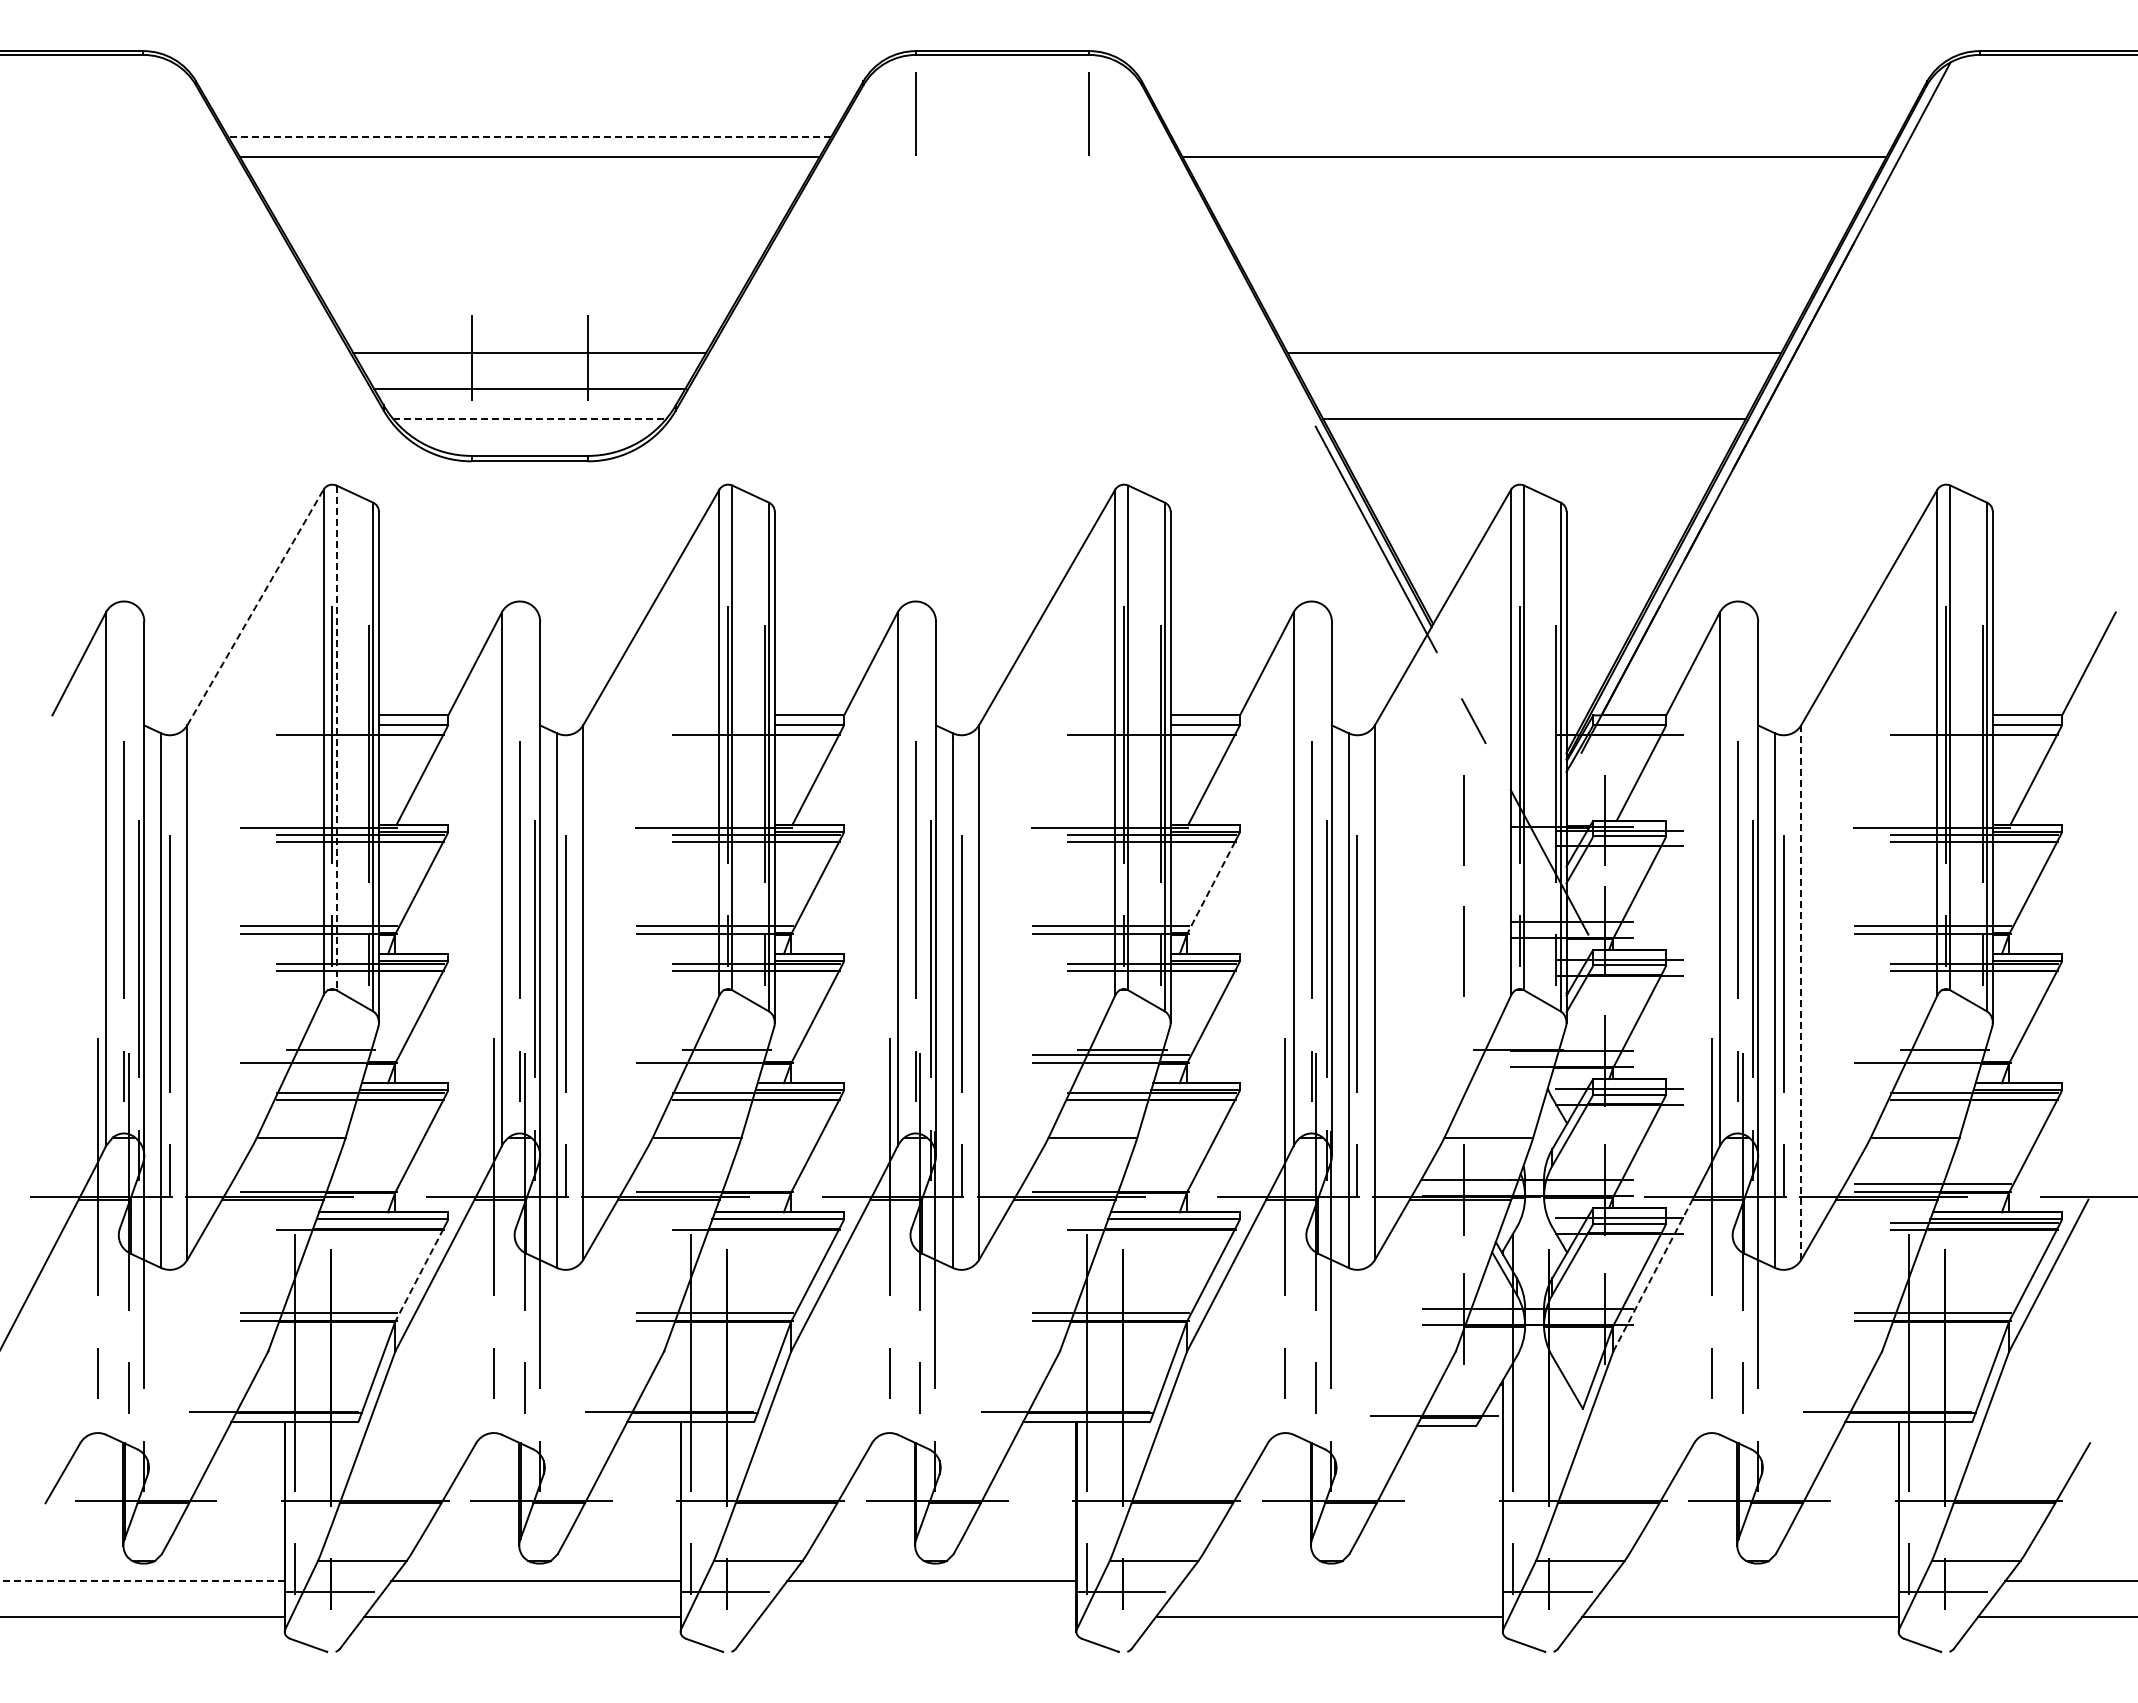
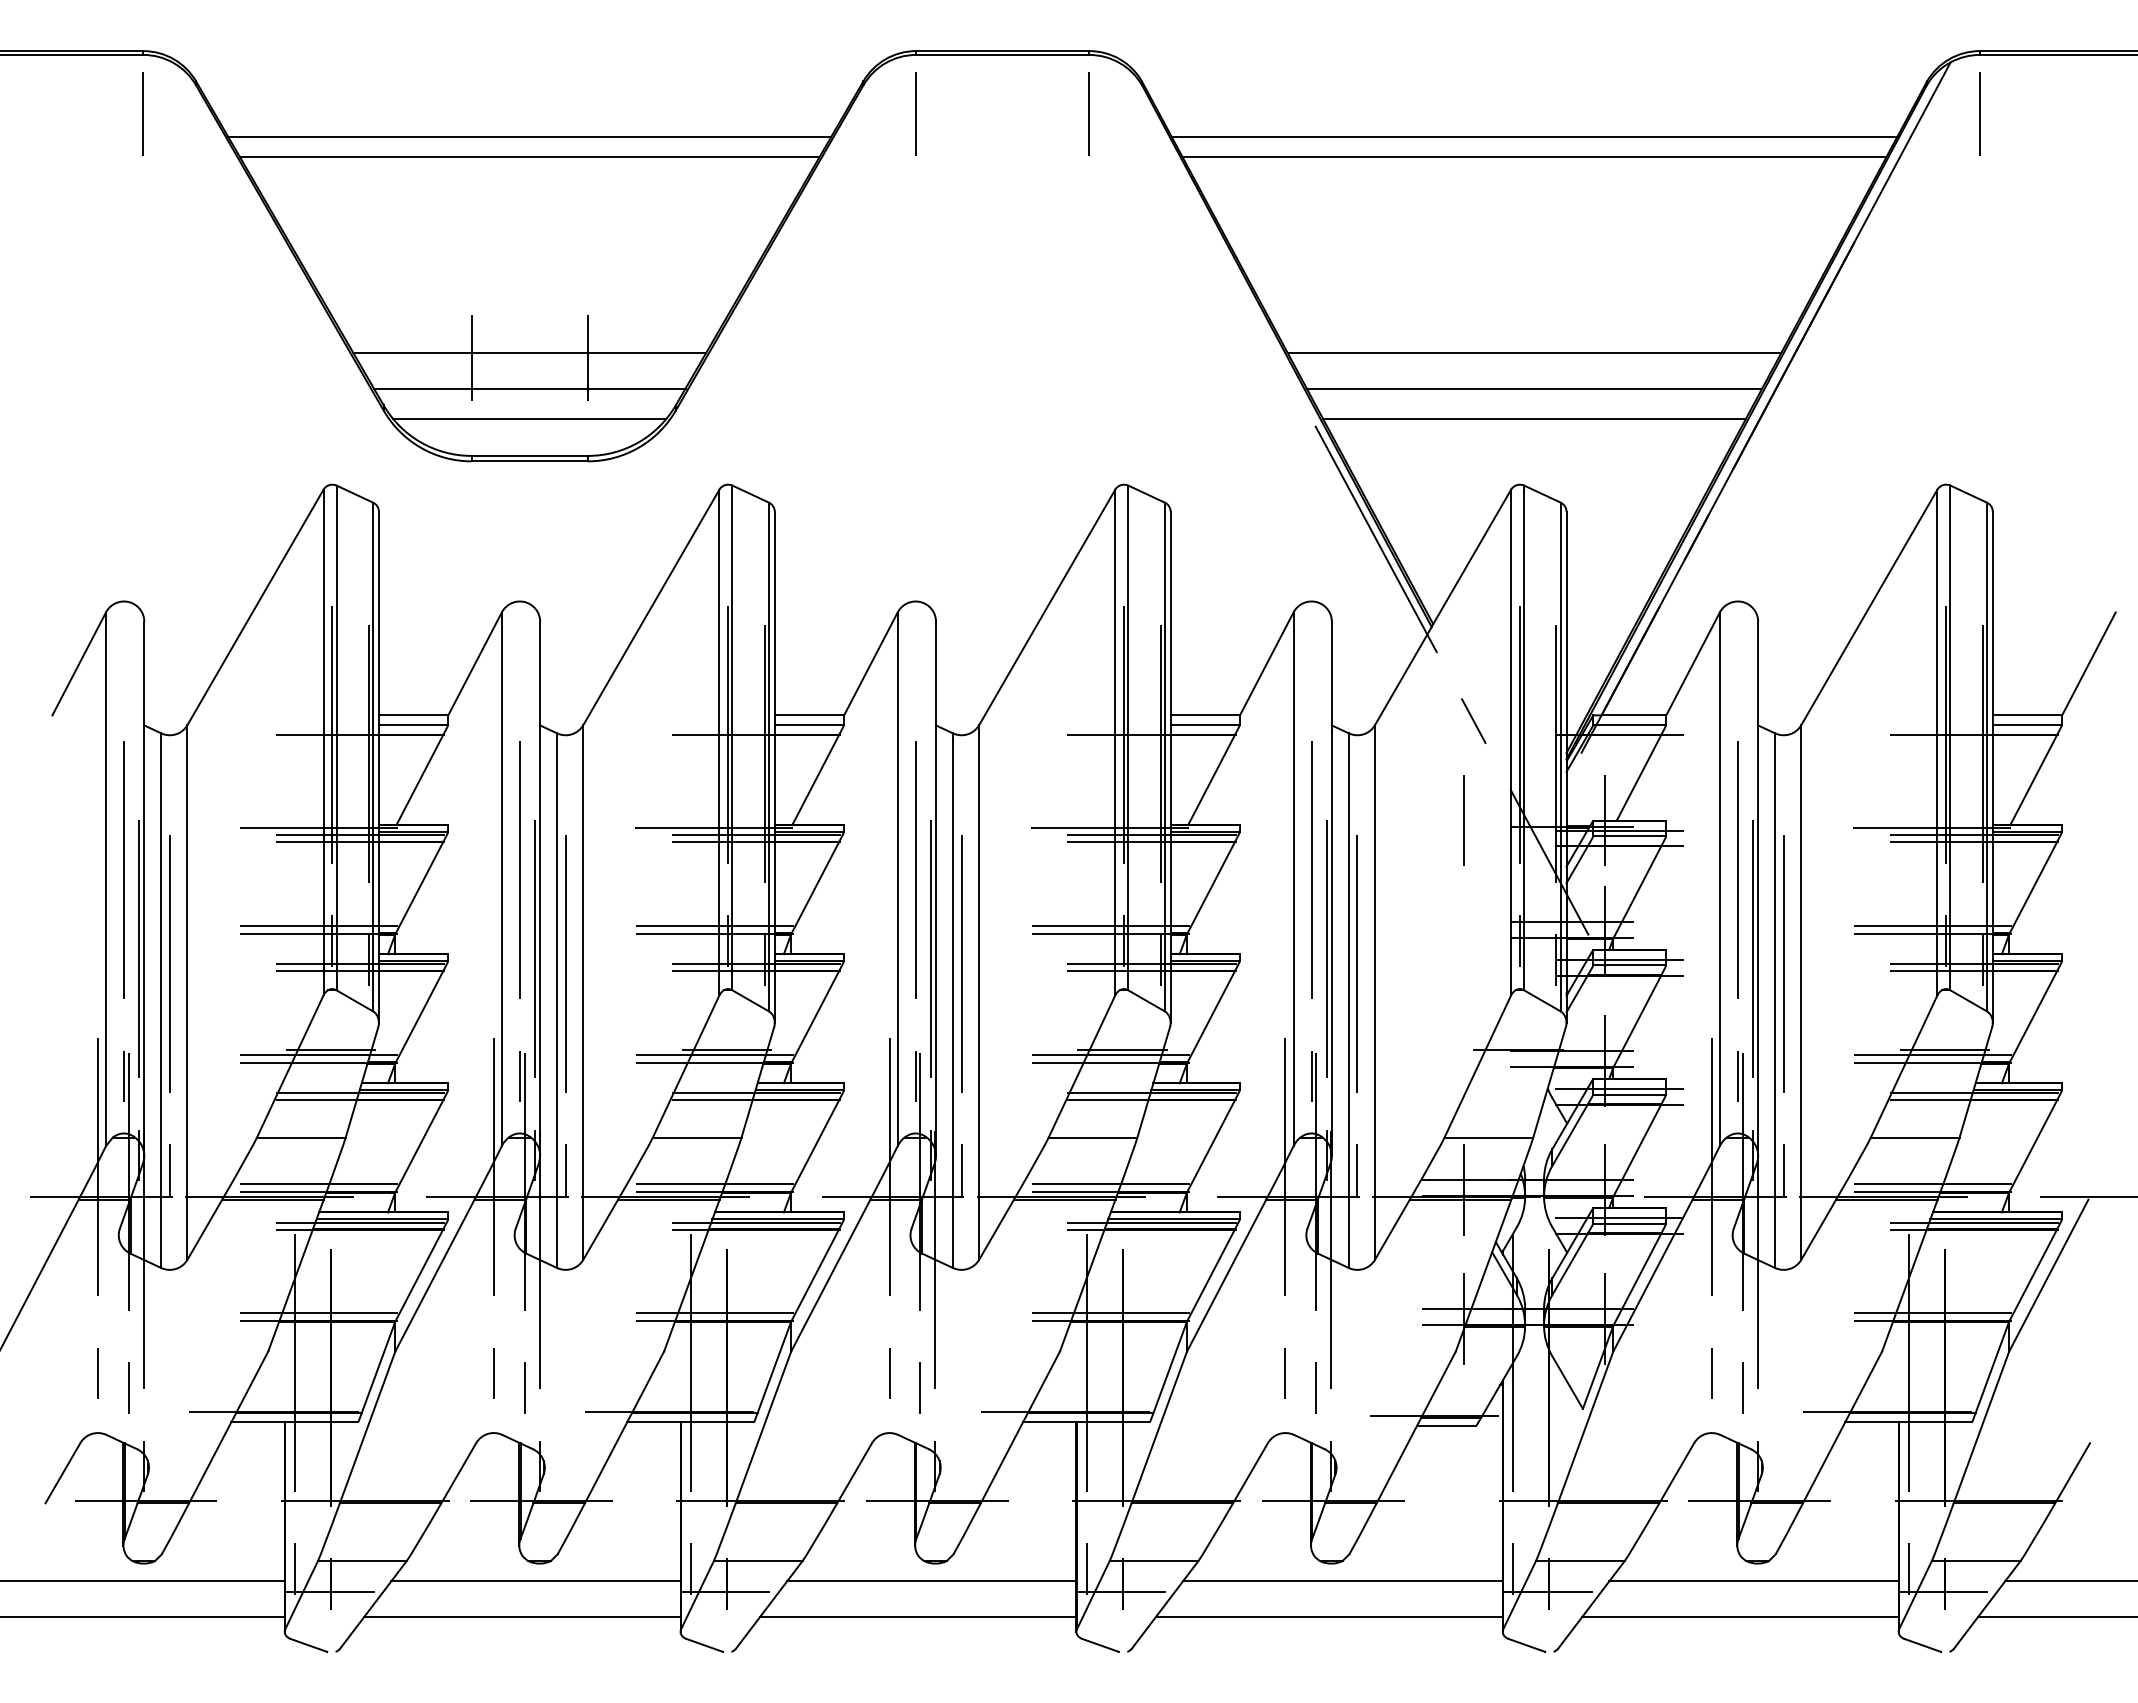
line: none -> present (142, 113)
line: none -> present (1979, 114)
line: dashed -> solid (529, 136)
line: none -> present (1534, 136)
line: none -> present (1534, 388)
line: dashed -> solid (529, 419)
line: dashed -> solid (255, 607)
line: dashed -> solid (336, 738)
line: dashed -> solid (1211, 887)
line: present -> none (1463, 951)
line: dashed -> solid (1801, 992)
line: none -> present (319, 1055)
line: none -> present (714, 1055)
line: none -> present (1932, 1055)
line: none -> present (319, 1184)
line: none -> present (714, 1184)
line: none -> present (1110, 1184)
line: none -> present (360, 1222)
line: none -> present (755, 1222)
line: none -> present (1151, 1222)
line: dashed -> solid (419, 1274)
line: dashed -> solid (1652, 1275)
line: dashed -> solid (142, 1581)
line: none -> present (1342, 1581)
line: none -> present (1753, 1581)
line: none -> present (918, 1616)
